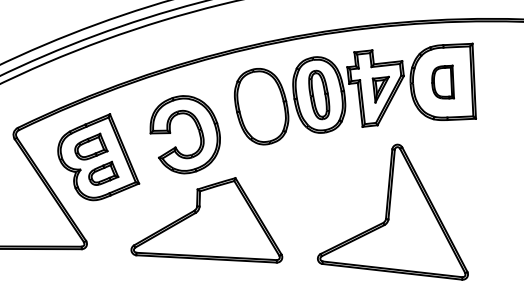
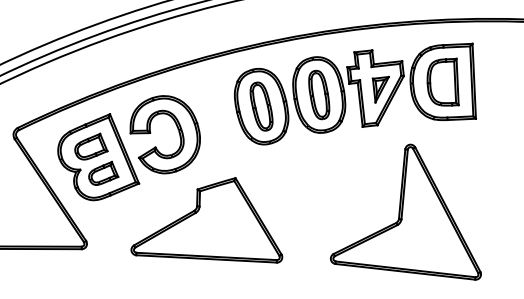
part size: 24x36 px -> 34x50 px (442, 81)
part: none -> present (261, 106)
part position: (171, 133) -> (151, 133) (151, 133)
part position: (392, 211) -> (405, 211) (405, 211)
